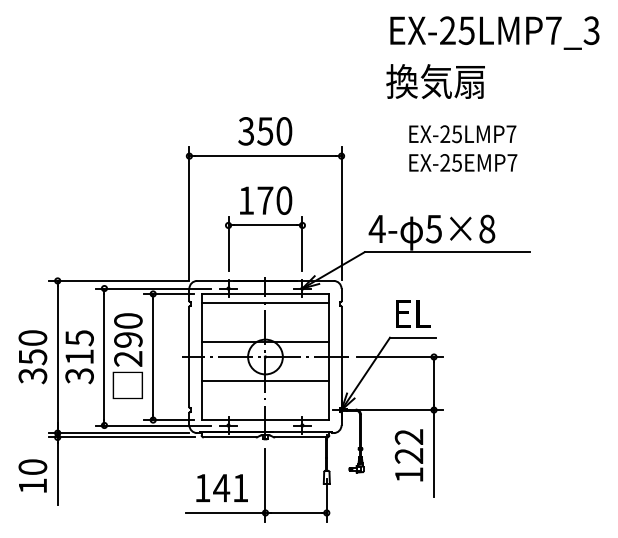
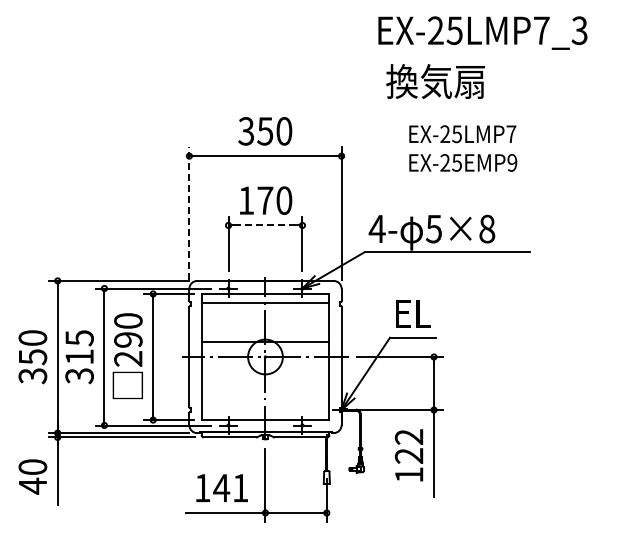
text position: (494, 32) -> (482, 32) (482, 32)
text: EX-25EMP7 -> EX-25EMP9 (512, 162)
line: solid -> dashed (189, 213)
line: solid -> dashed (265, 225)
line: present -> none (265, 380)
text: 10 -> 40 (32, 485)
